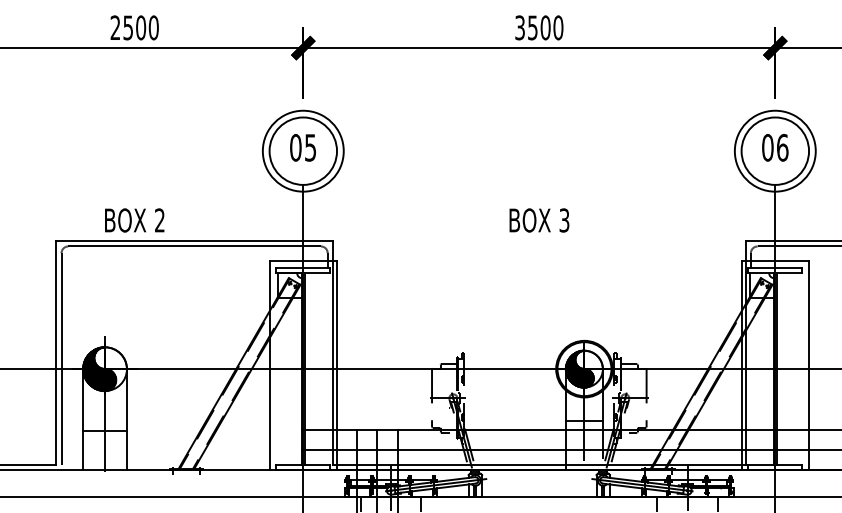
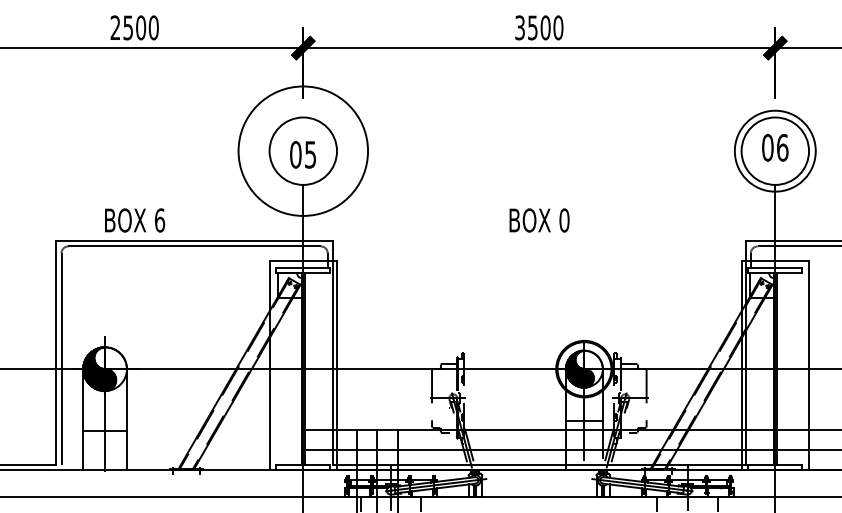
text position: (302, 147) -> (302, 154) (302, 154)
circle diameter: 81 px -> 129 px (303, 150)
text: 2 -> 6 (160, 220)
text: 3 -> 0 (564, 220)
